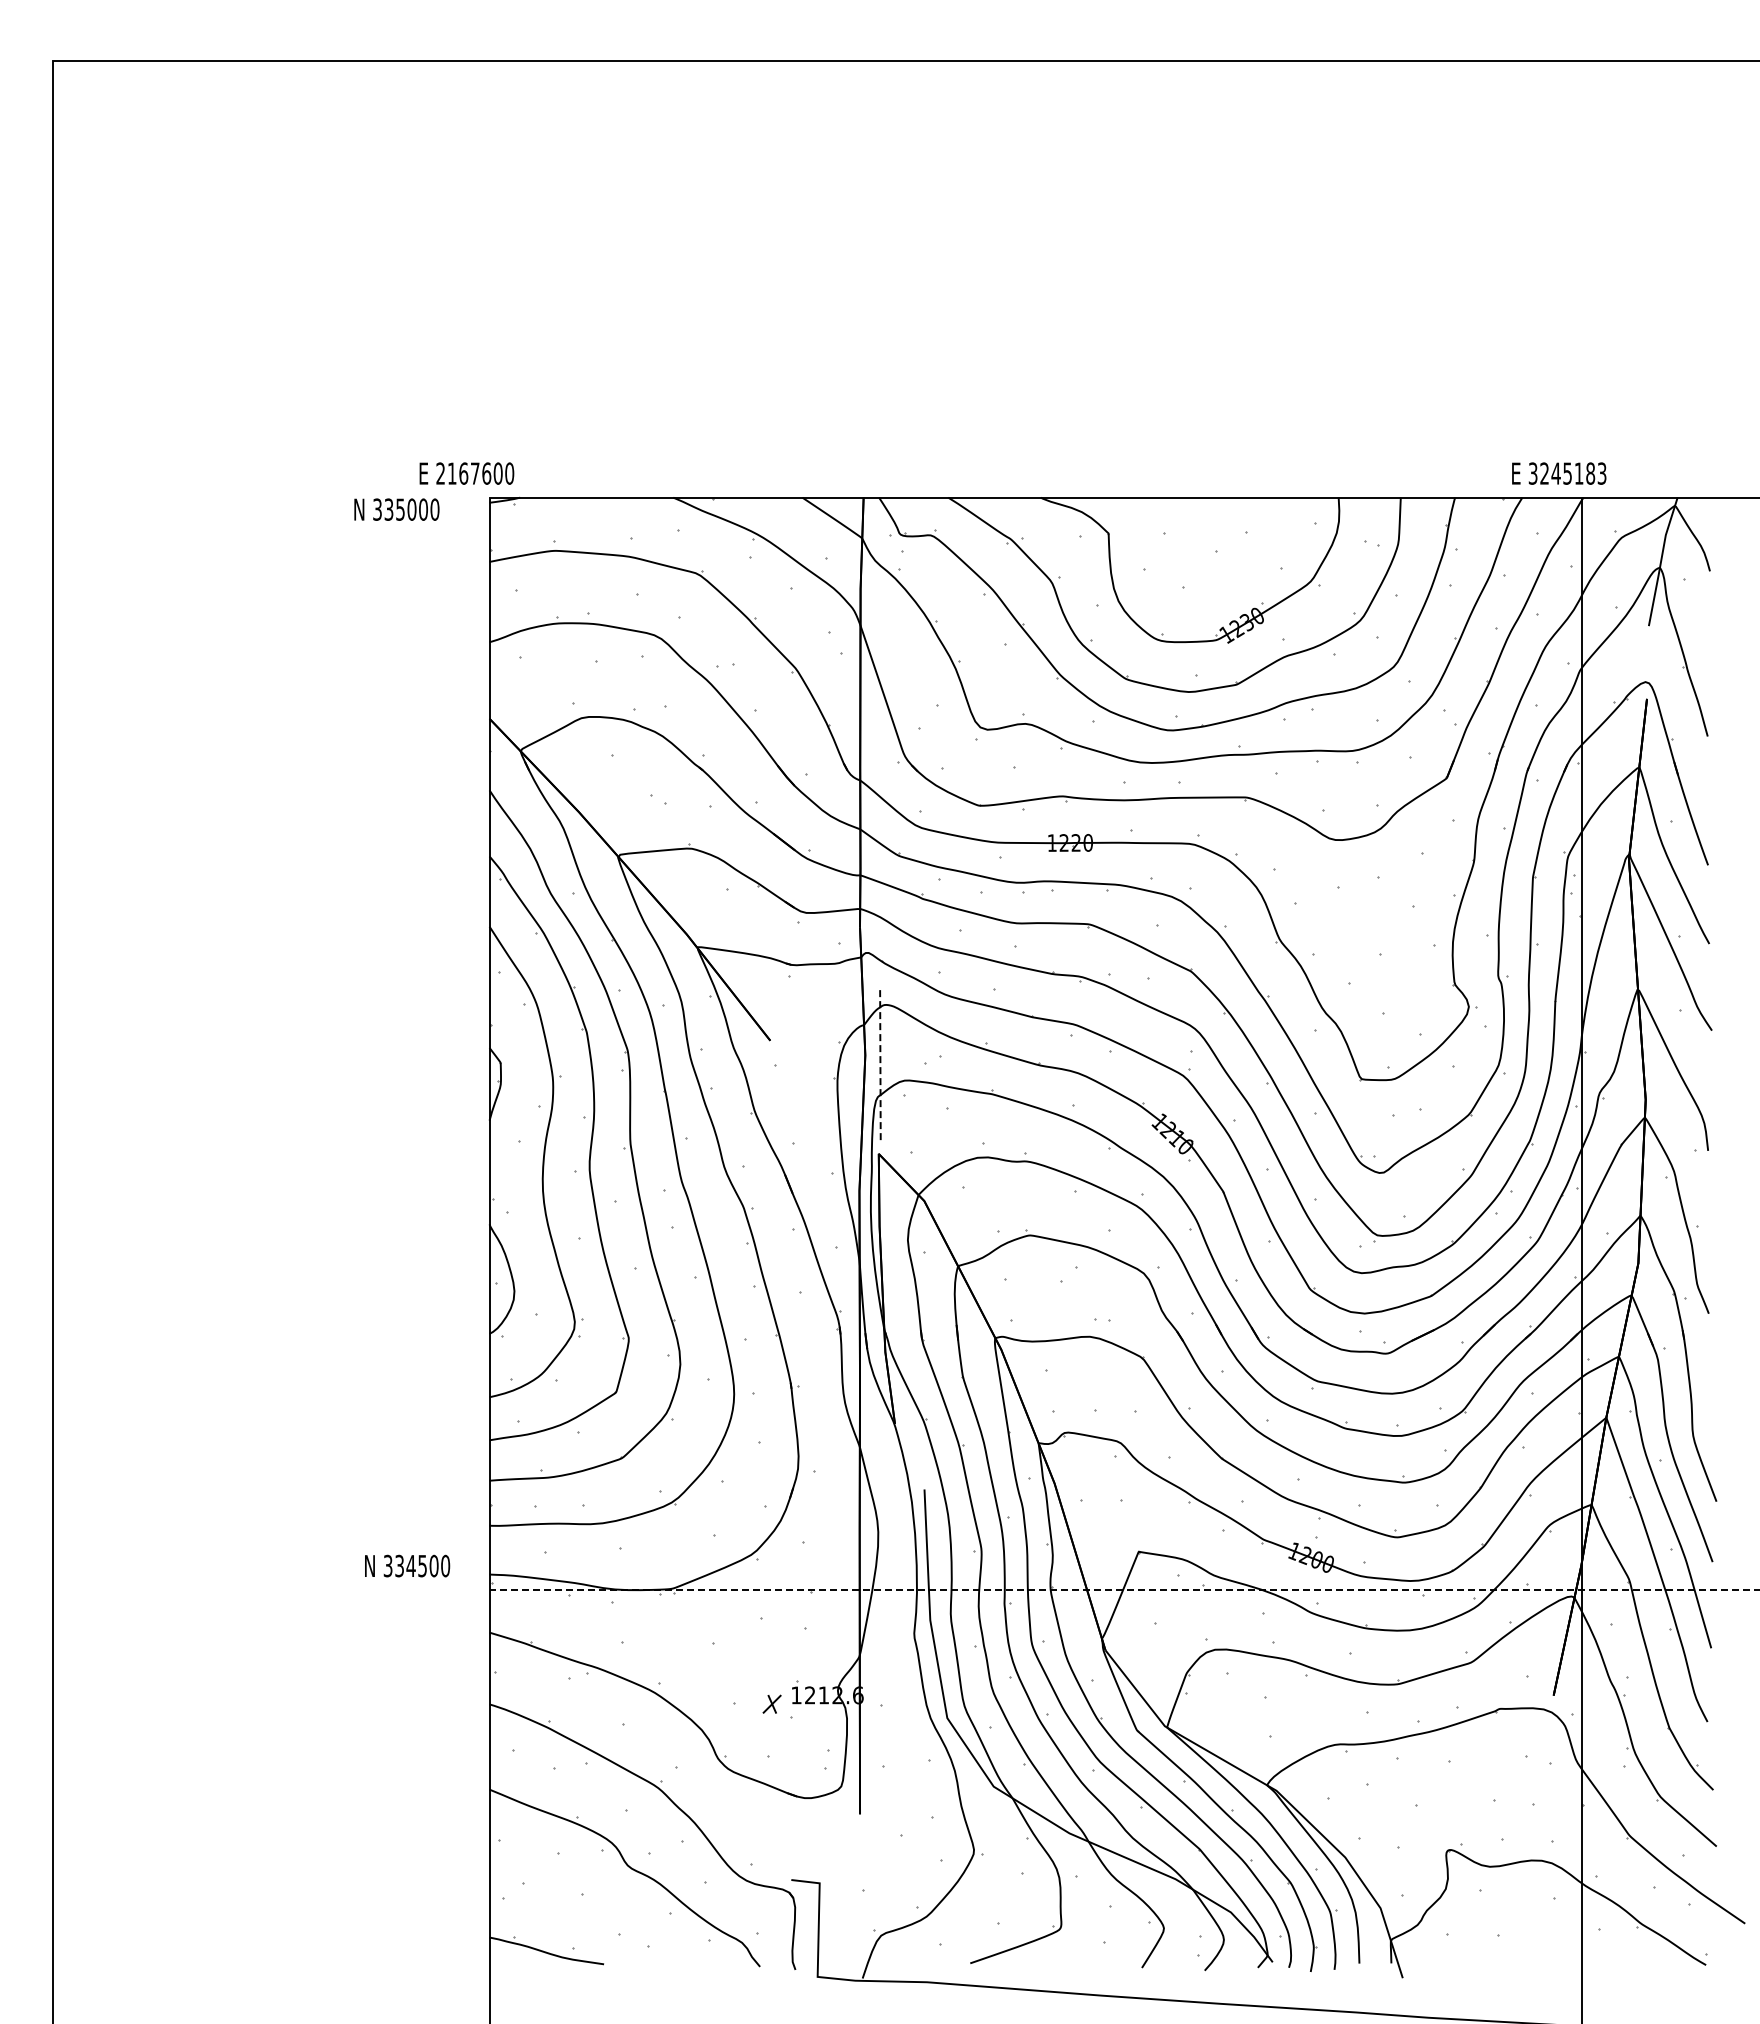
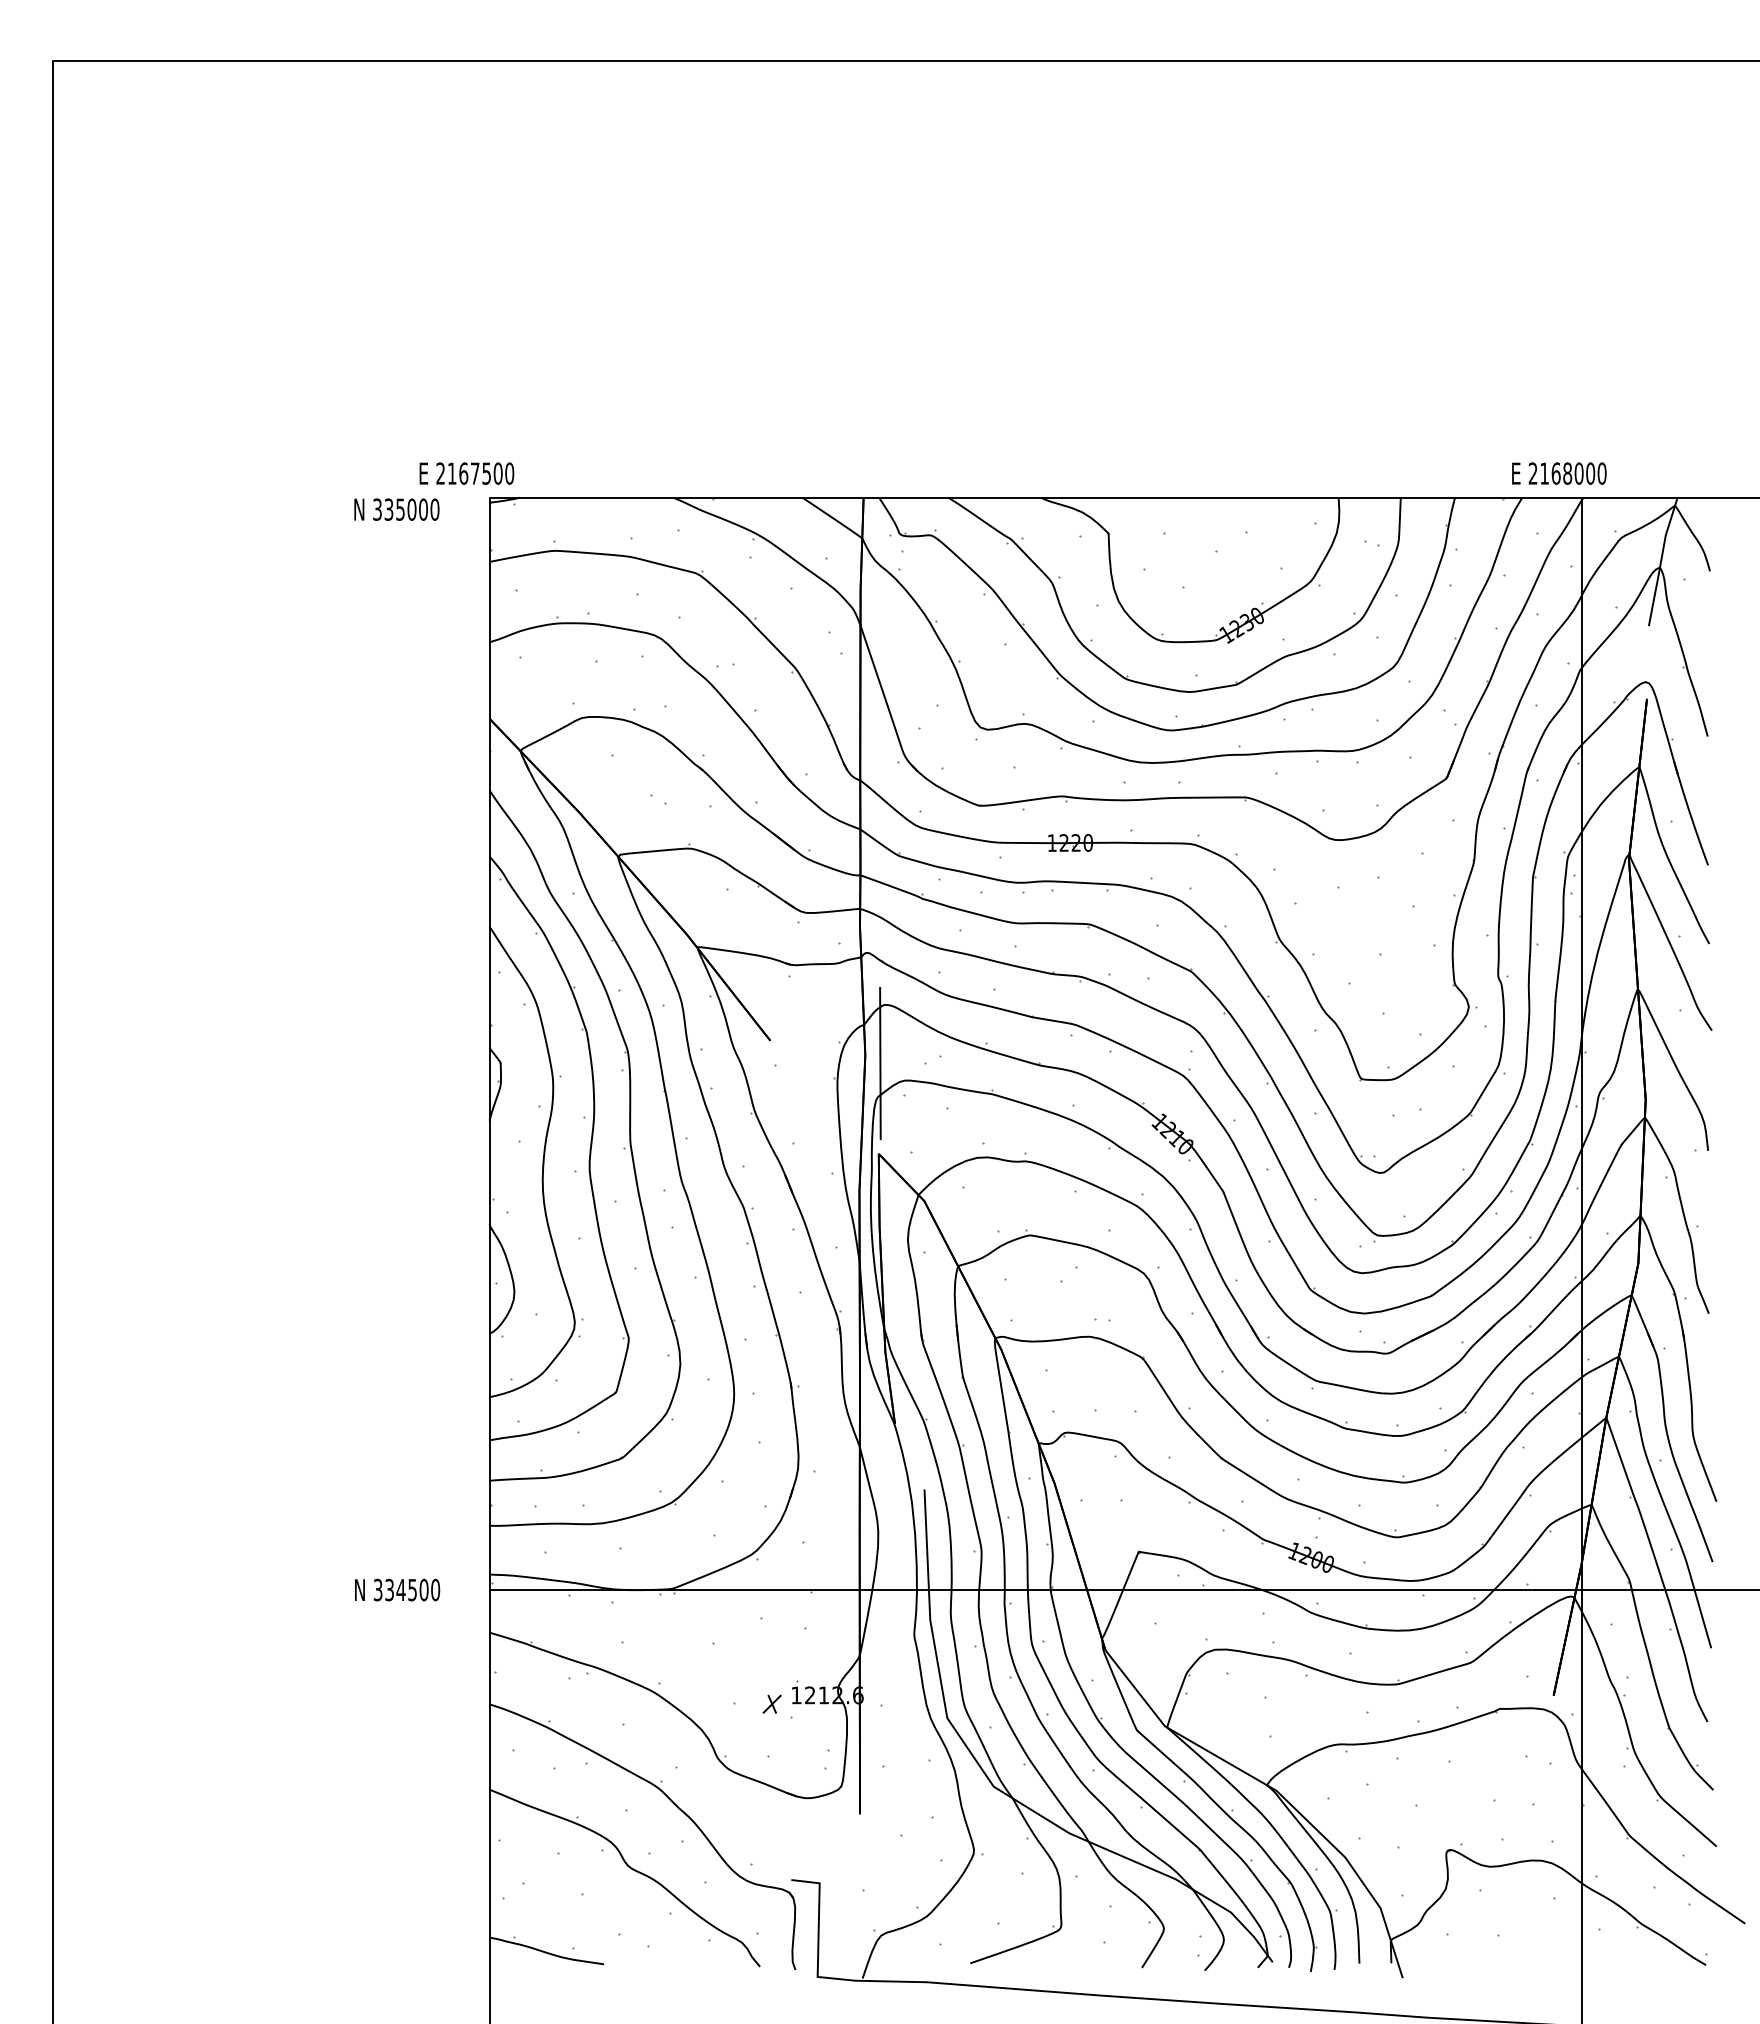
text: 2167600 -> 2167500 (486, 473)
text: 3245183 -> 2168000 (1567, 473)
line: dashed -> solid (880, 1063)
text position: (407, 1565) -> (397, 1589) (397, 1589)
line: dashed -> solid (1124, 1590)
